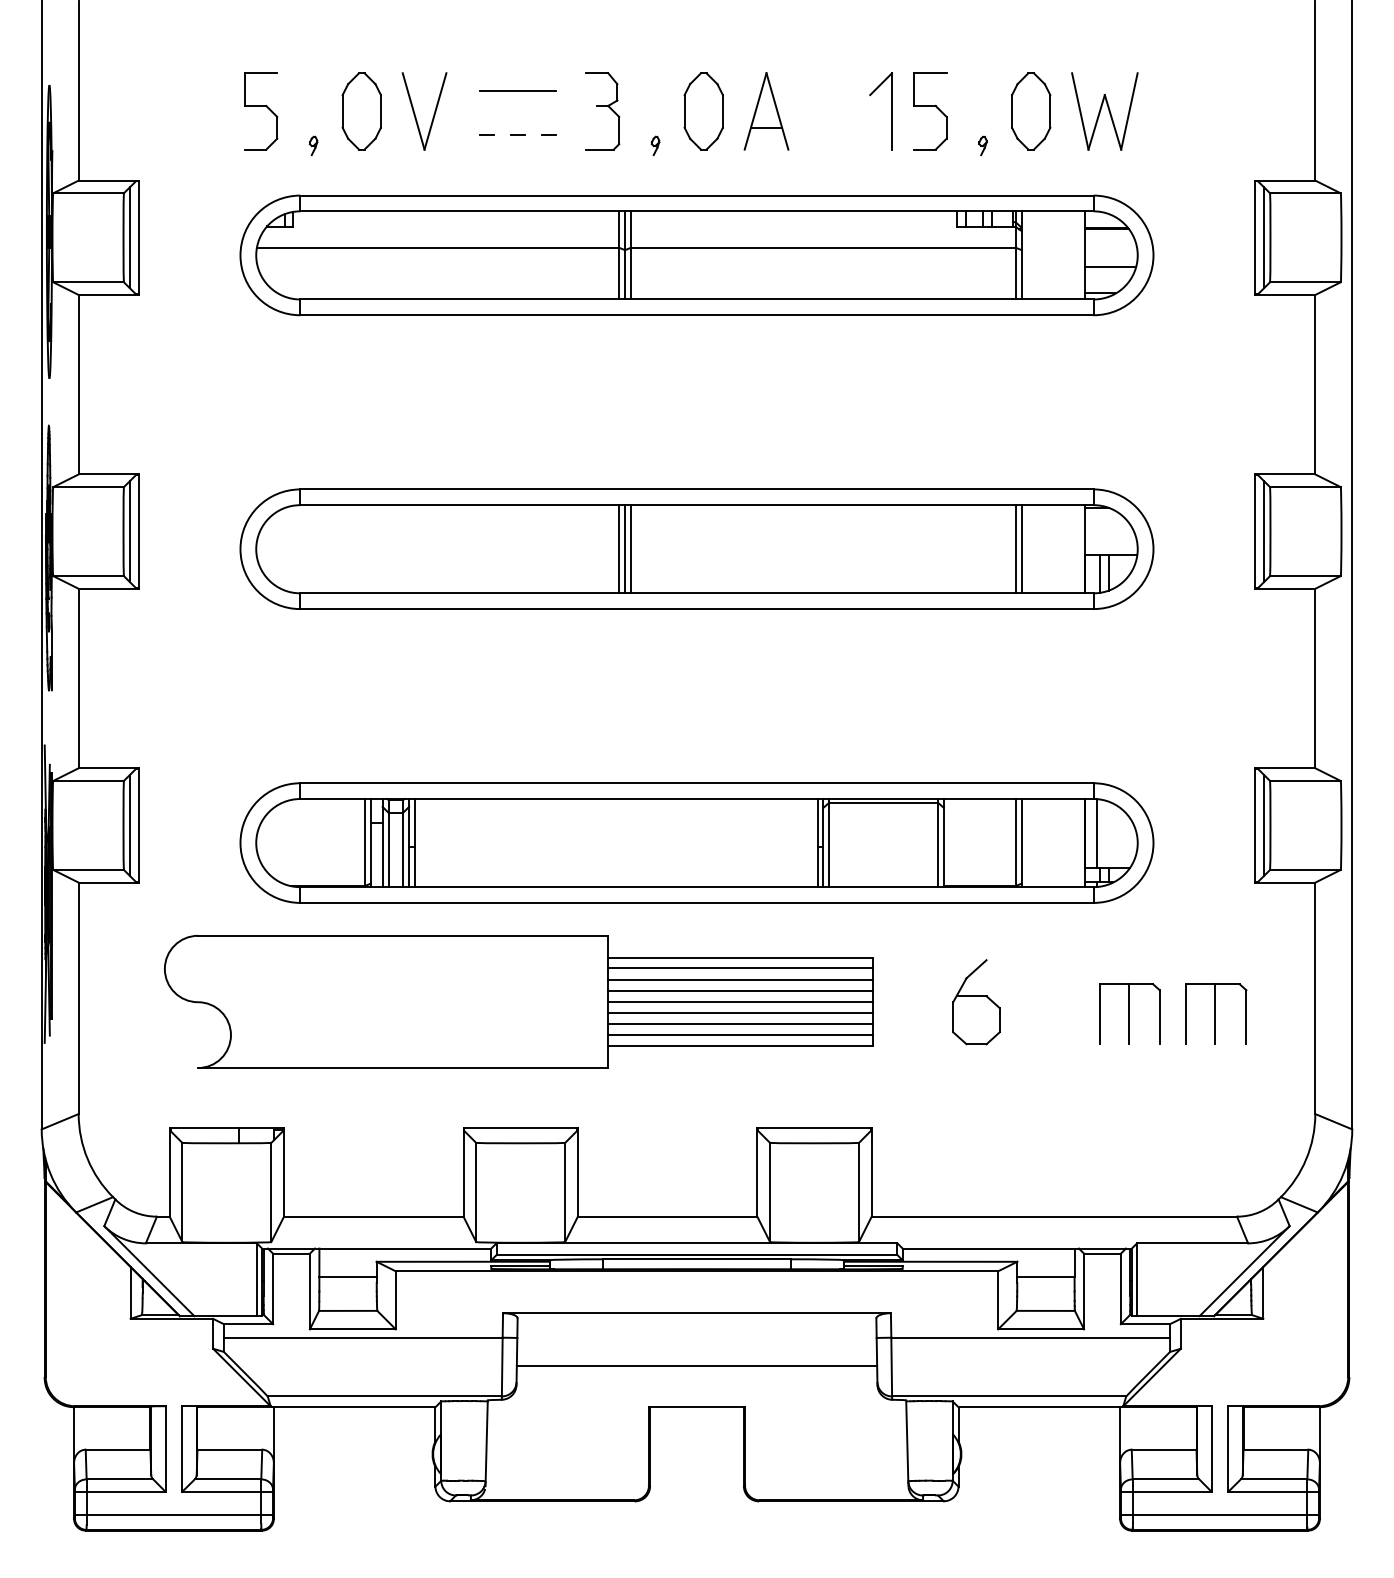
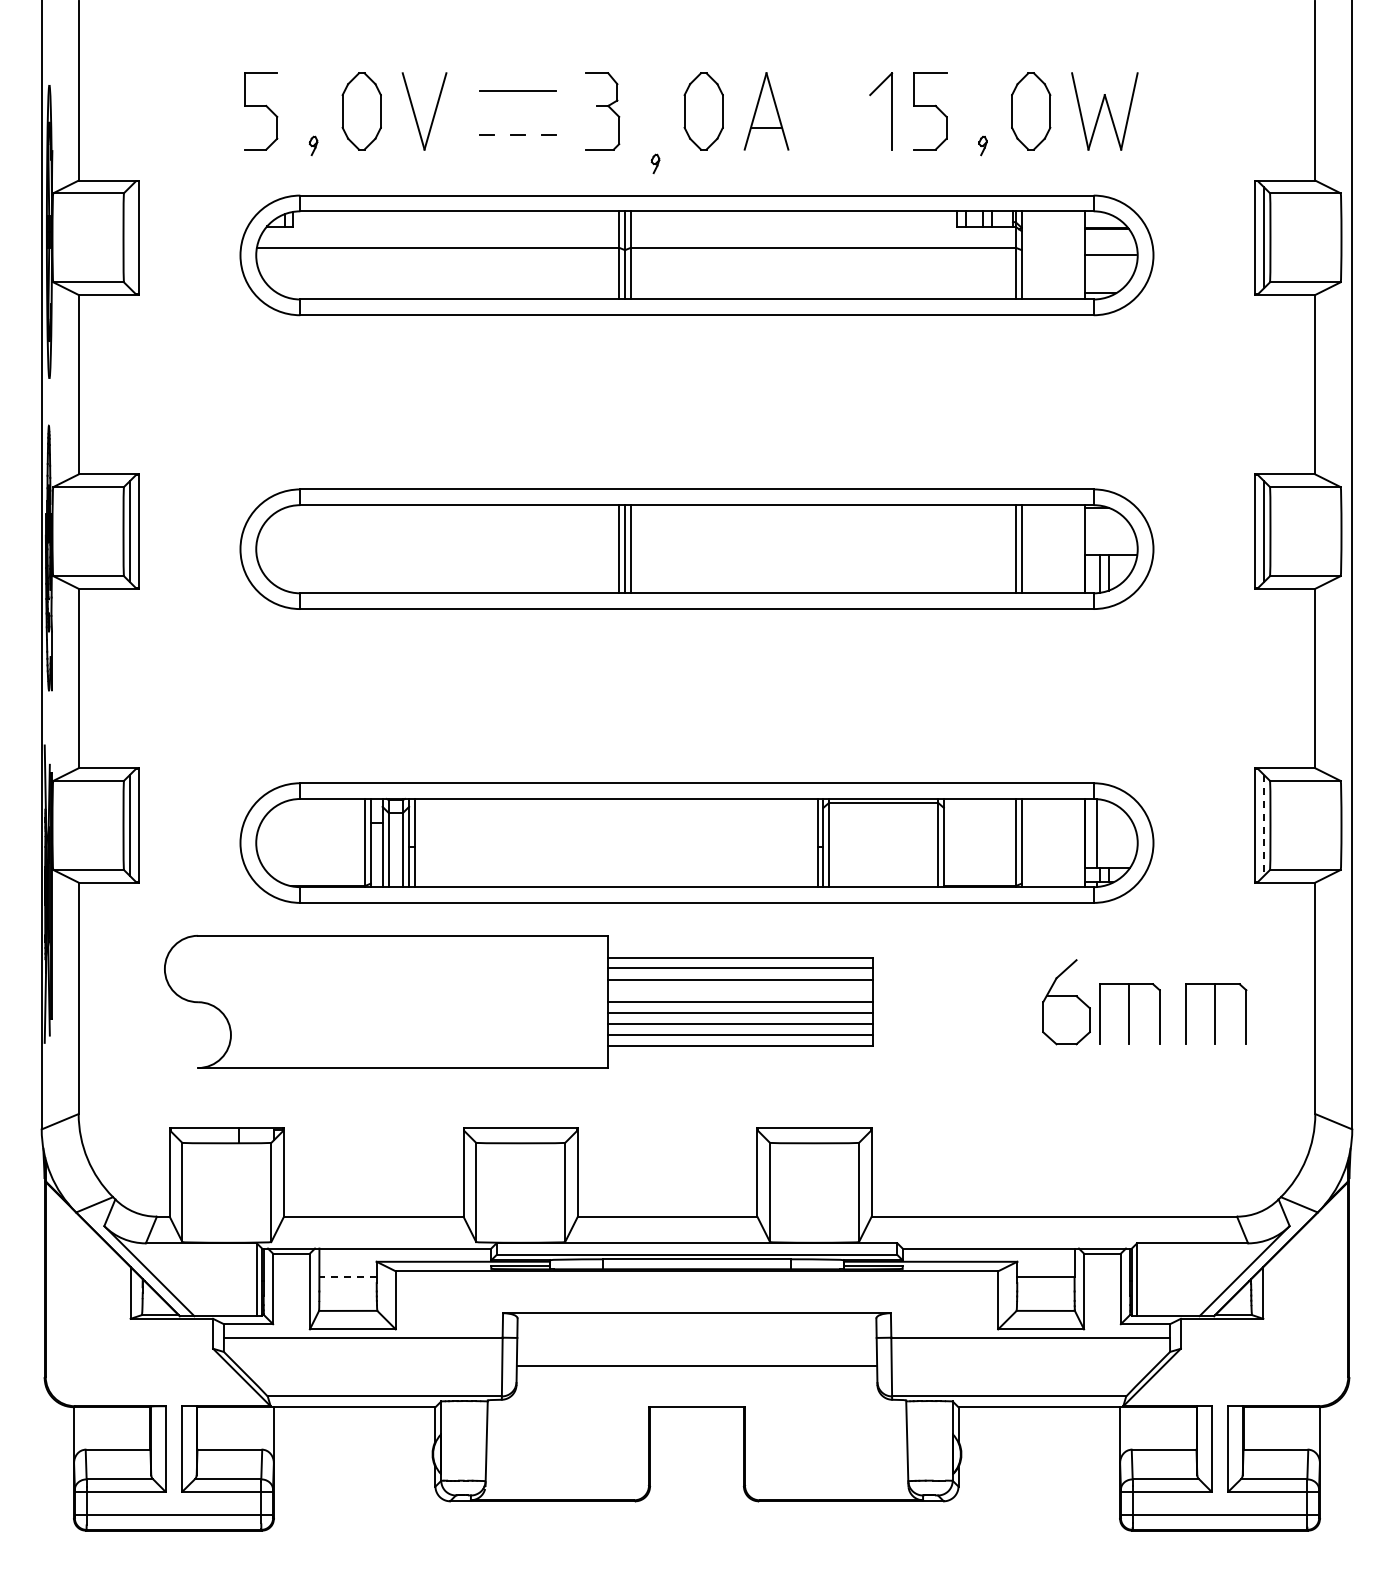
part position: (655, 145) -> (655, 163) (655, 163)
line: present -> none (129, 237)
line position: (1110, 266) -> (1110, 254) (1110, 254)
line: solid -> dashed (1264, 825)
line: present -> none (740, 990)
part position: (976, 1002) -> (1066, 1002) (1066, 1002)
line: solid -> dashed (348, 1277)
